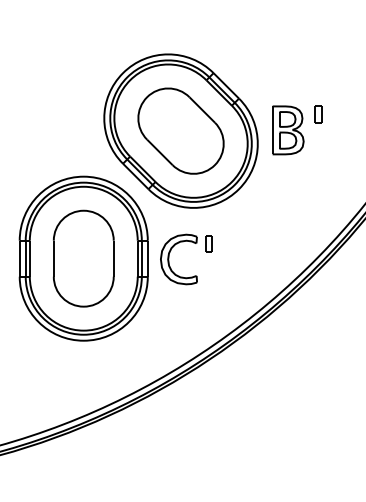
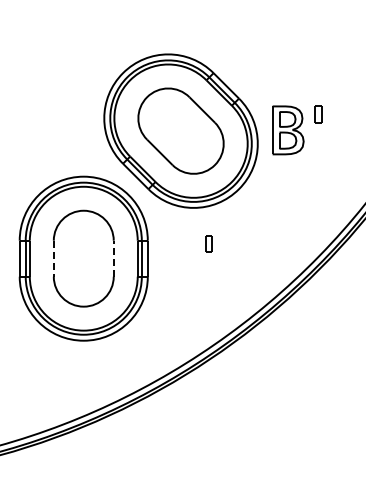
line: solid -> dashed (53, 258)
line: solid -> dashed (113, 258)
part: present -> none (169, 259)
